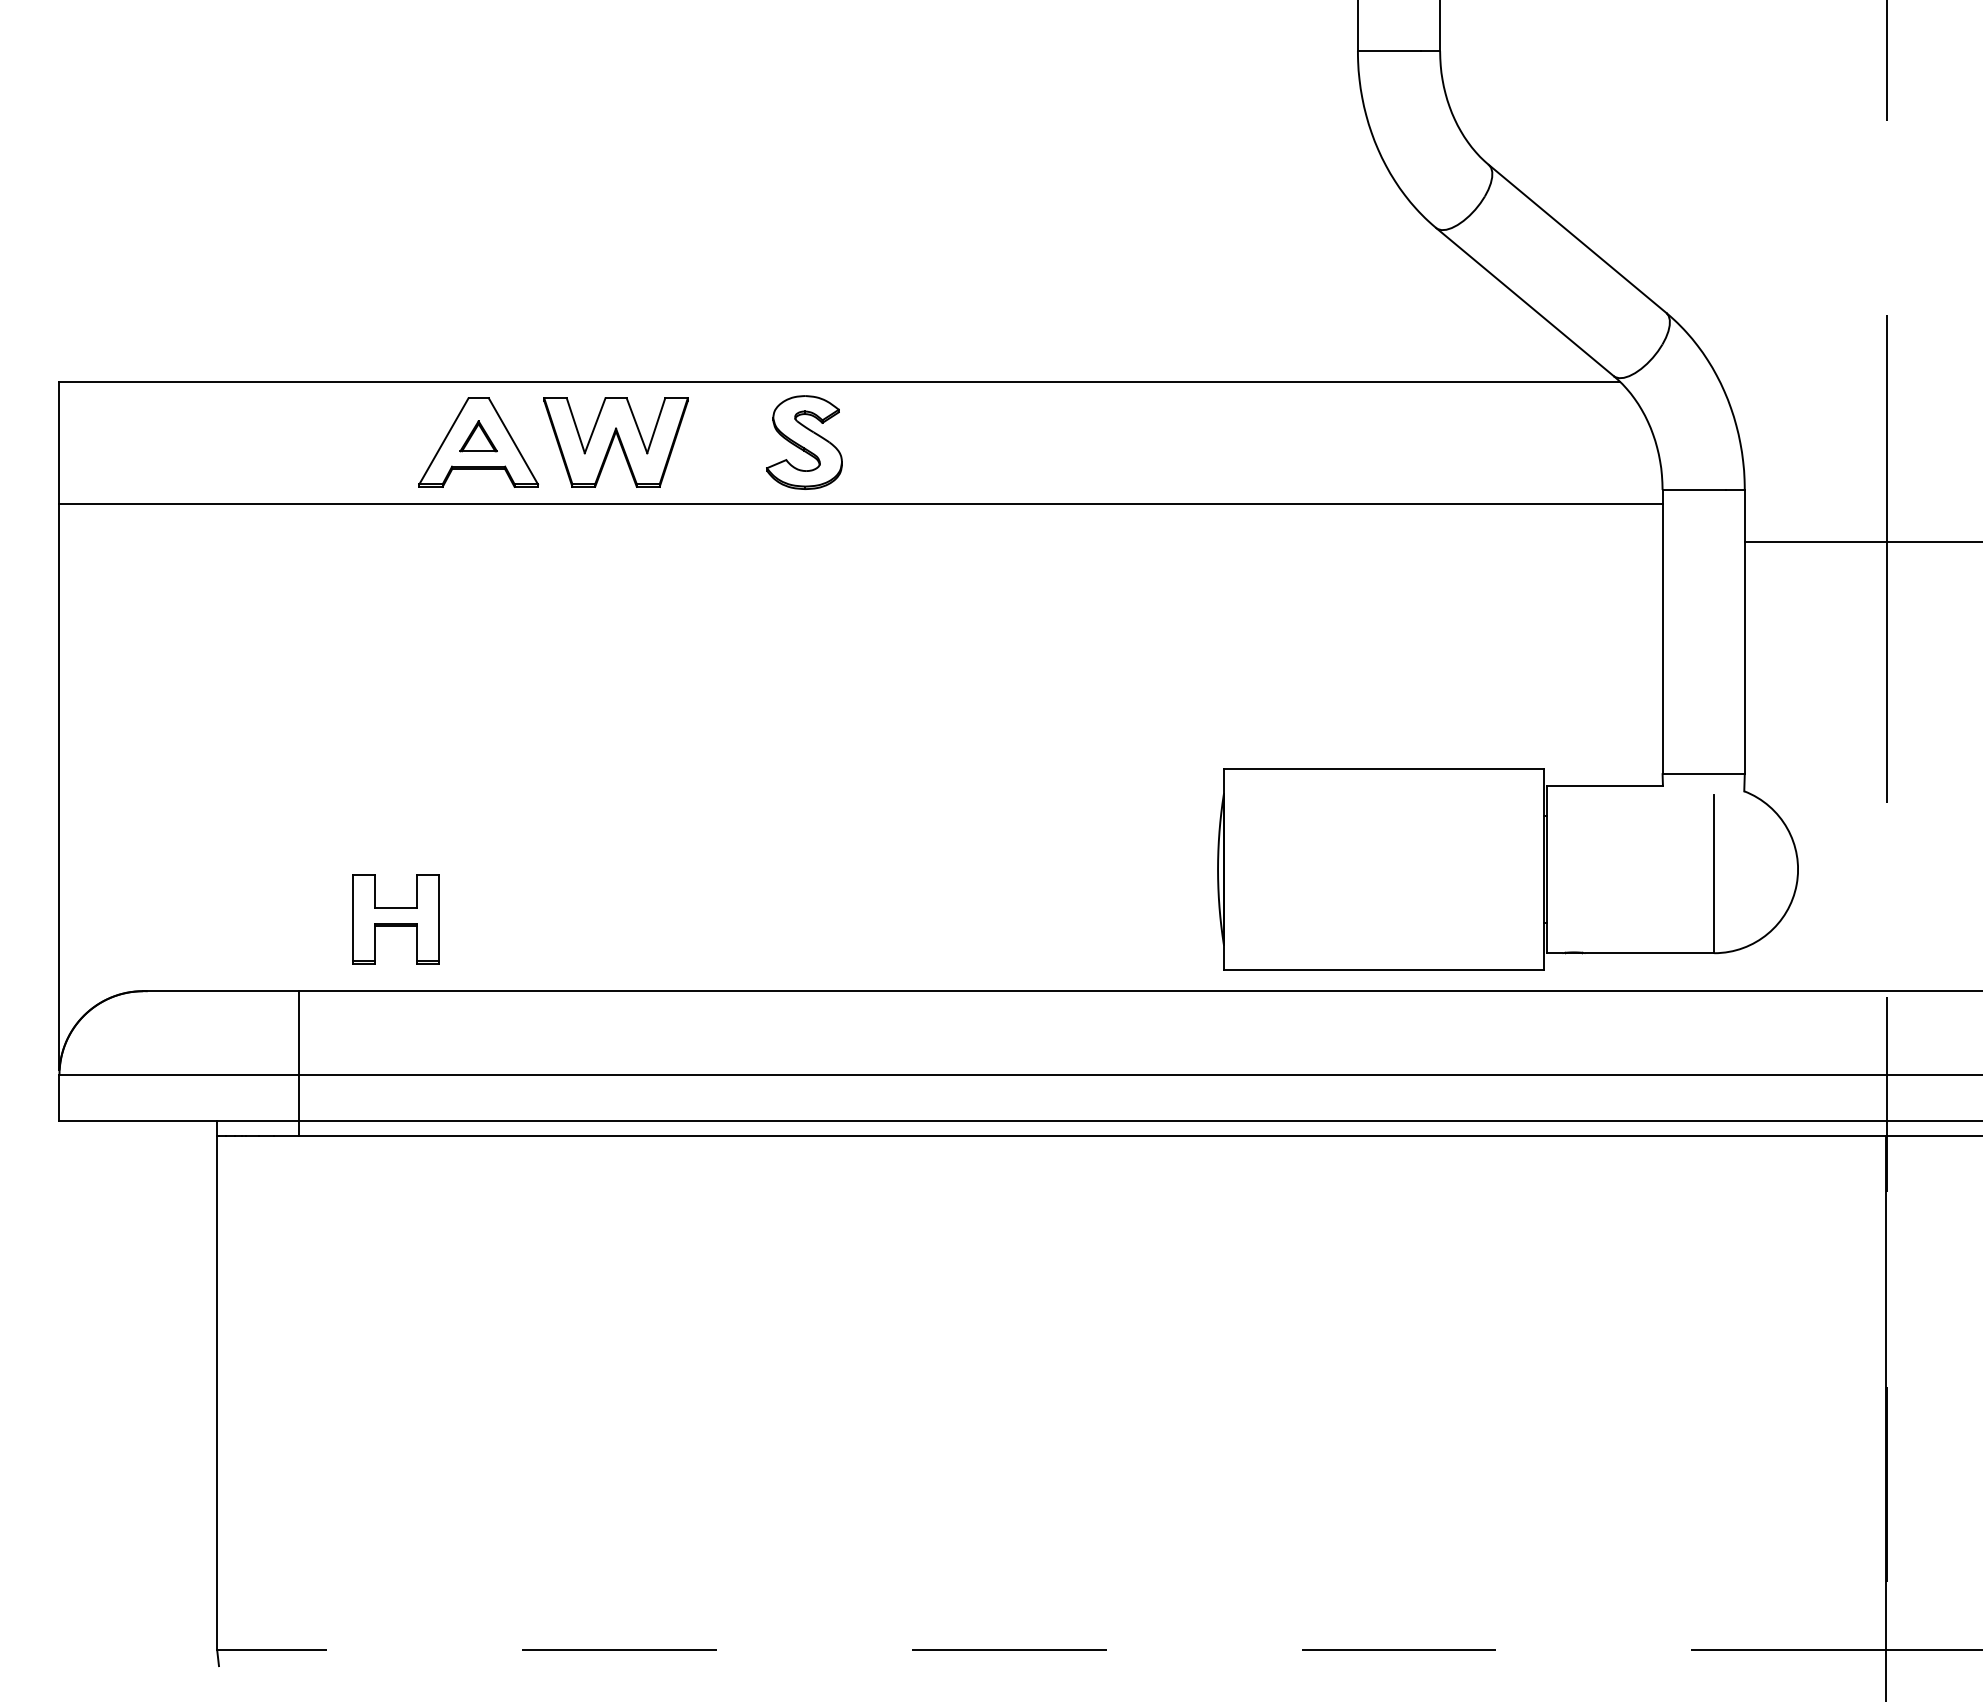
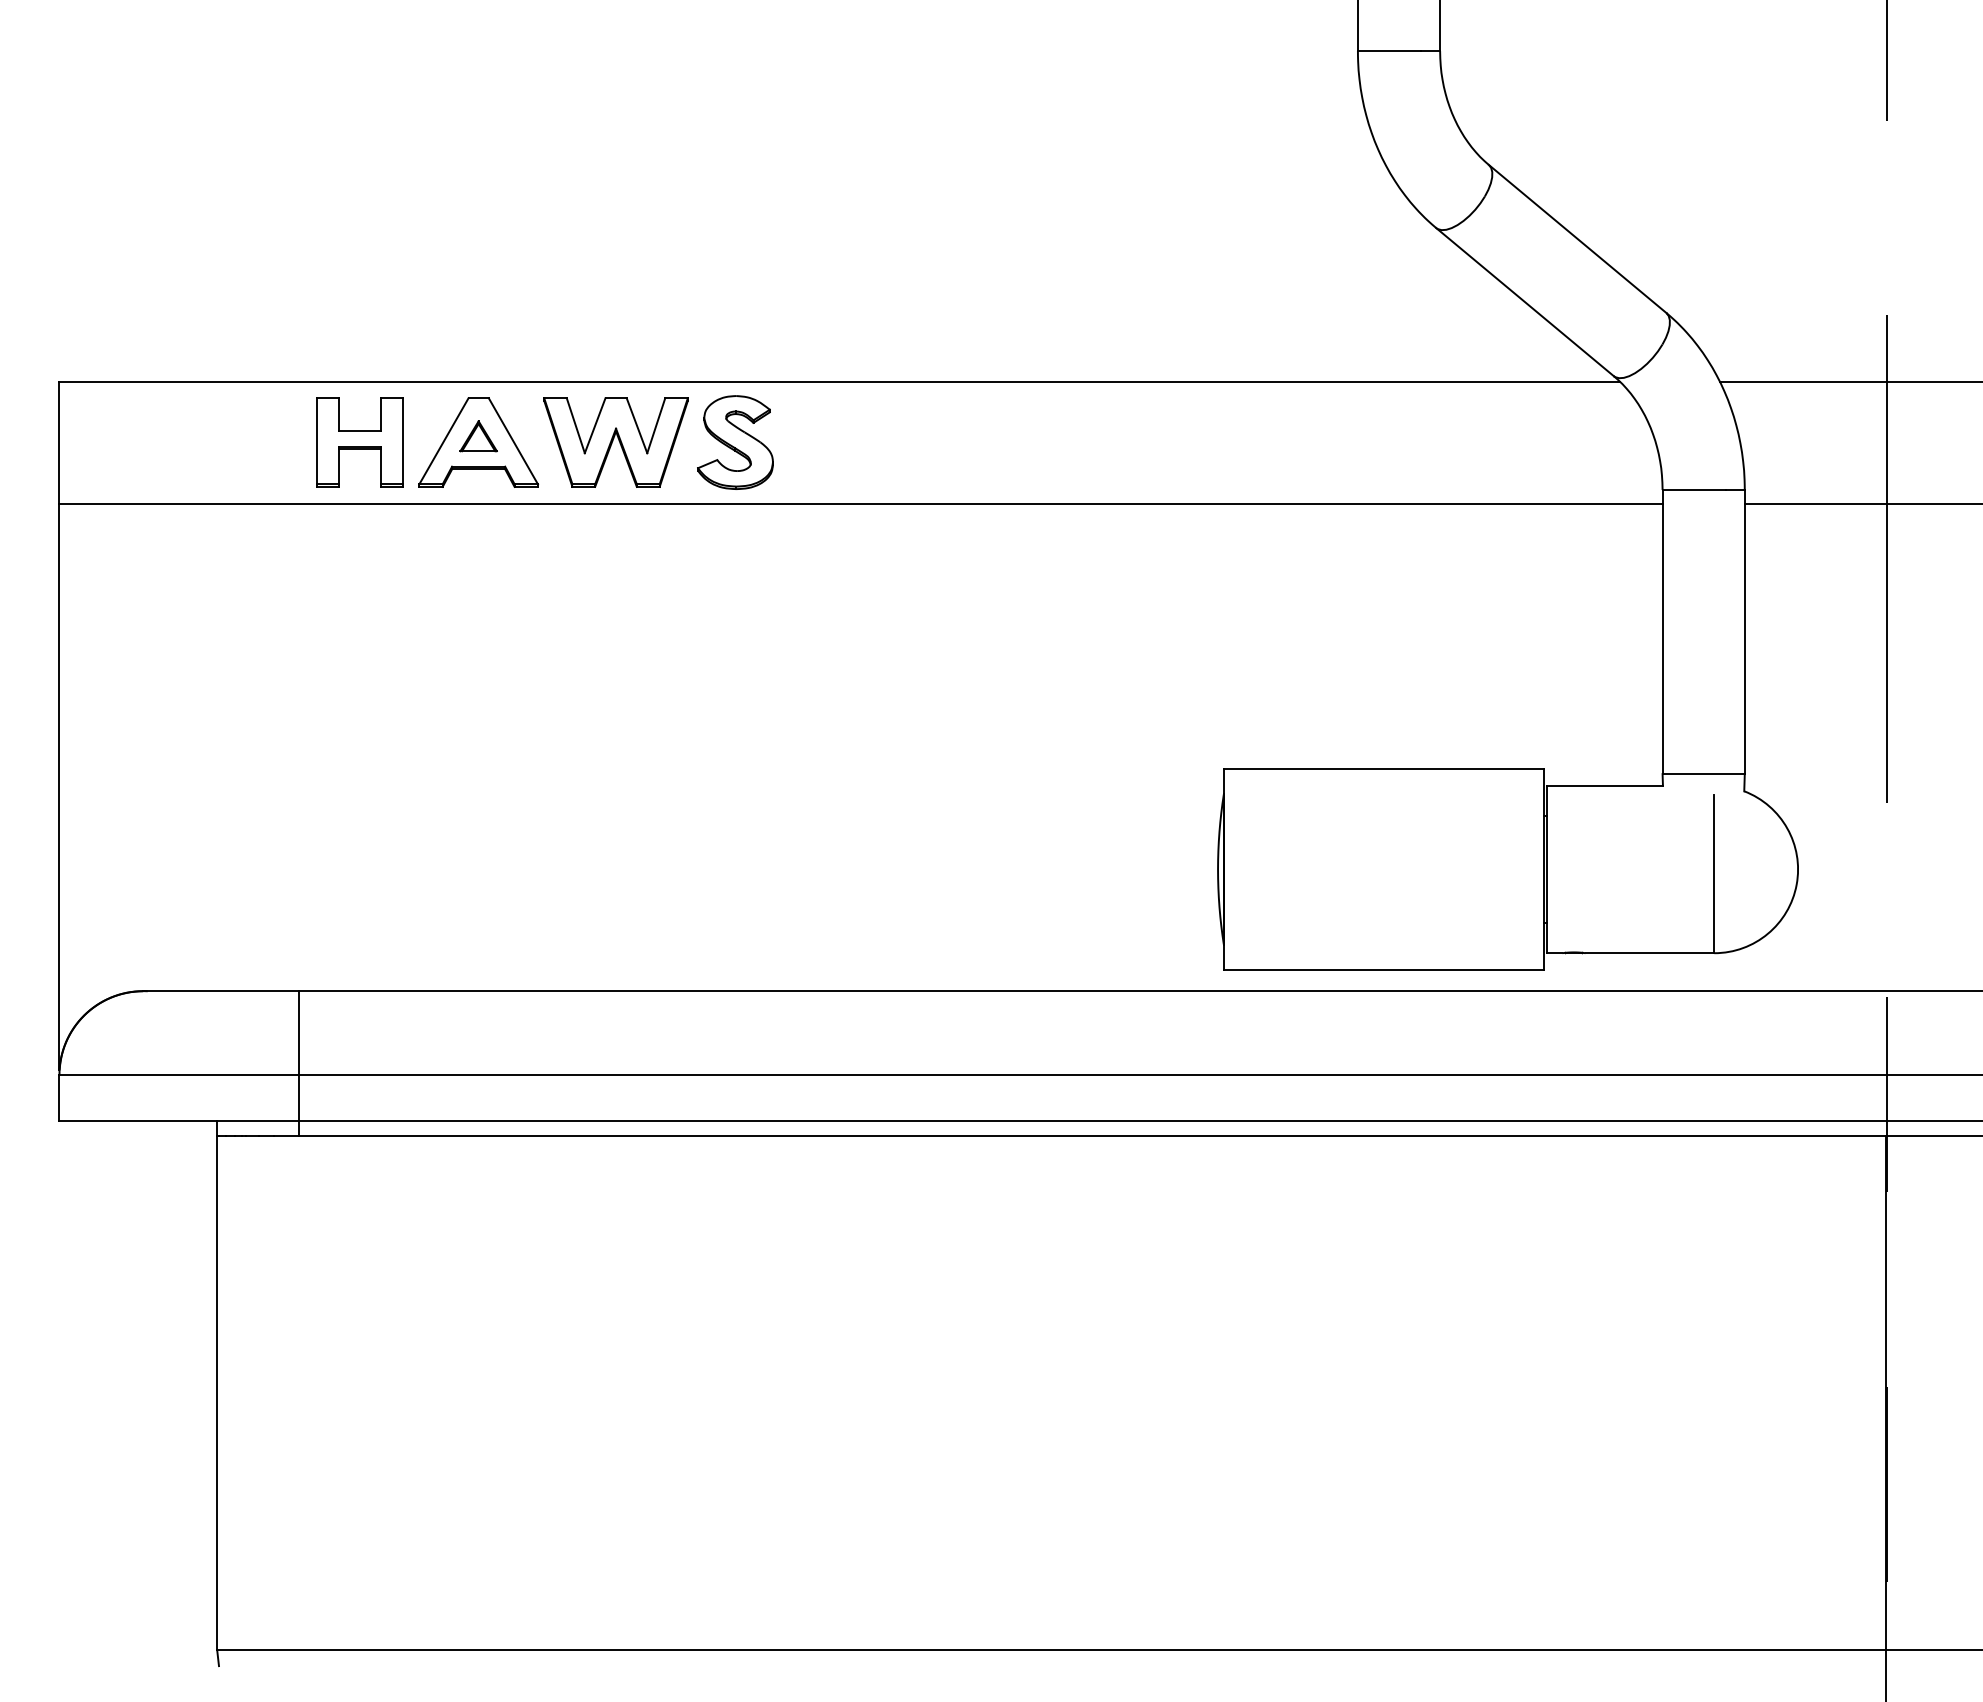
line: none -> present (1849, 382)
part position: (804, 442) -> (735, 442) (735, 442)
line position: (1861, 542) -> (1861, 504) (1861, 504)
part position: (395, 919) -> (359, 442) (359, 442)
line: dashed -> solid (1051, 1650)
